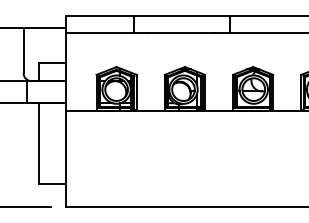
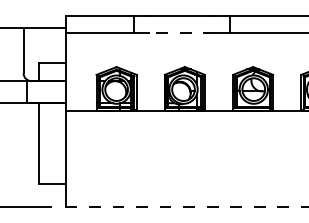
line: solid -> dashed (181, 33)
line: solid -> dashed (187, 206)
